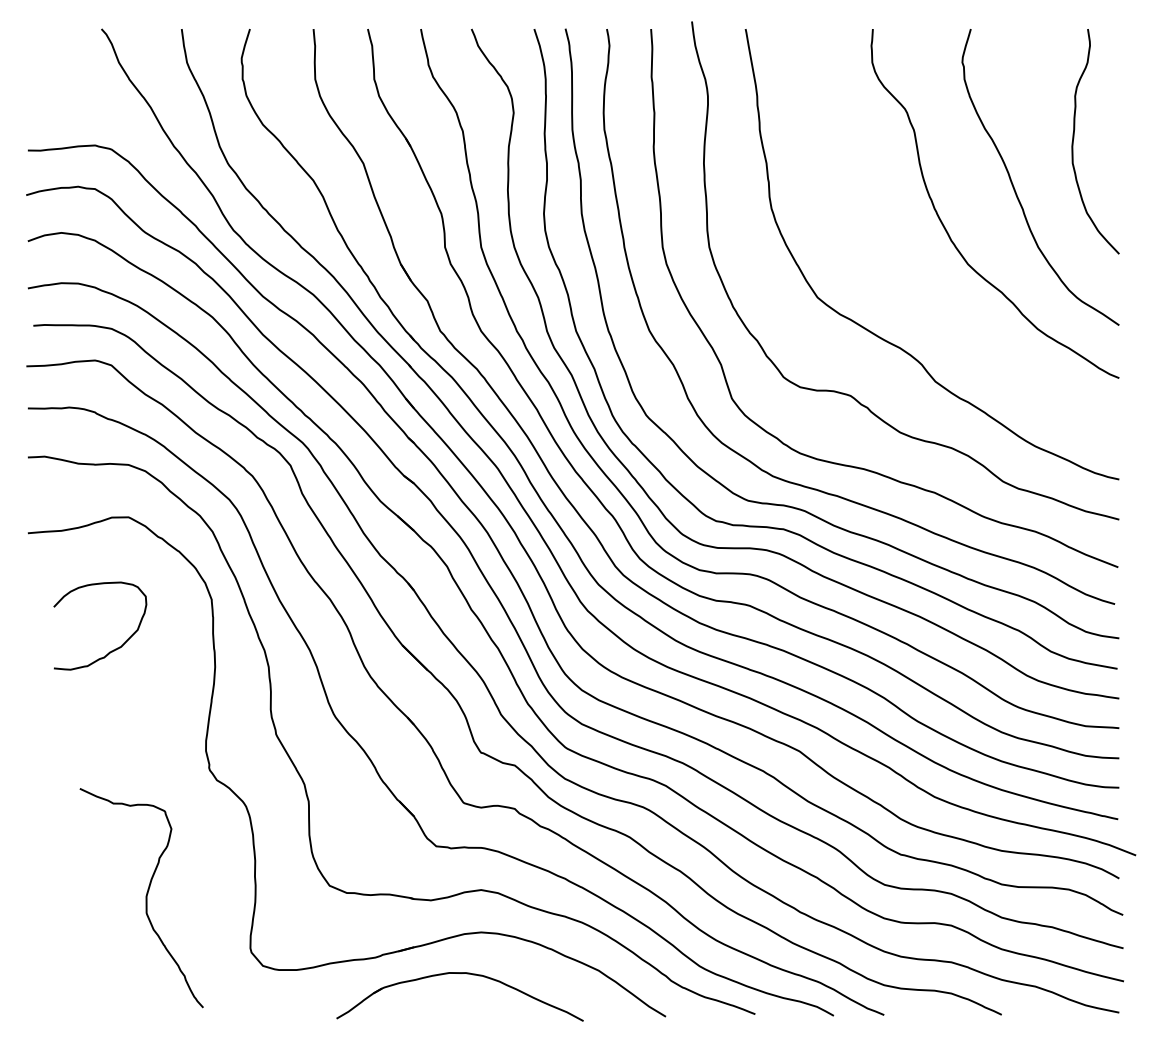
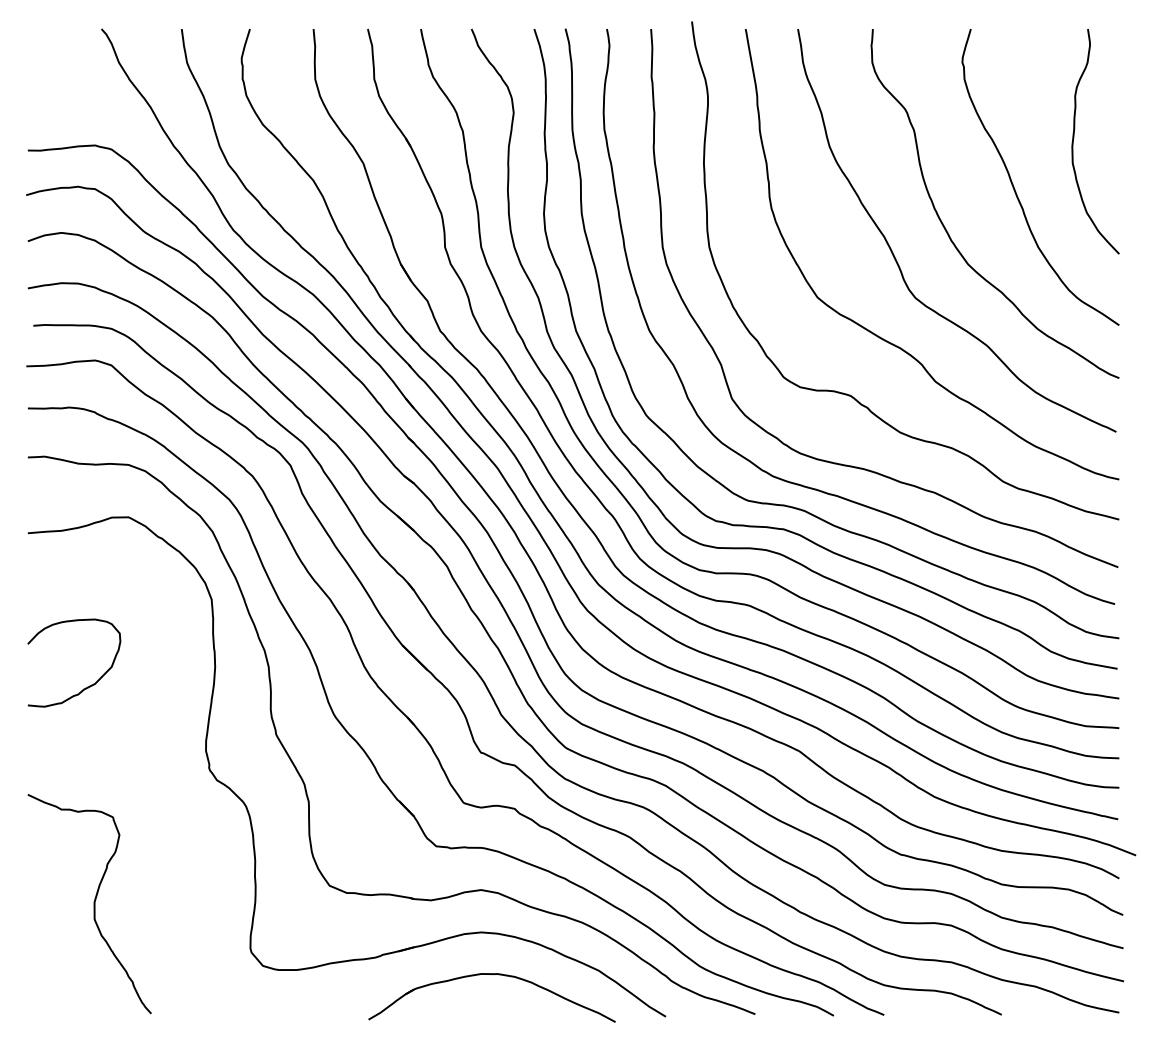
curve: none -> present (896, 258)
curve position: (113, 649) -> (87, 686) (87, 686)
curve position: (145, 898) -> (93, 904) (93, 904)
part position: (459, 973) -> (491, 974) (491, 974)
